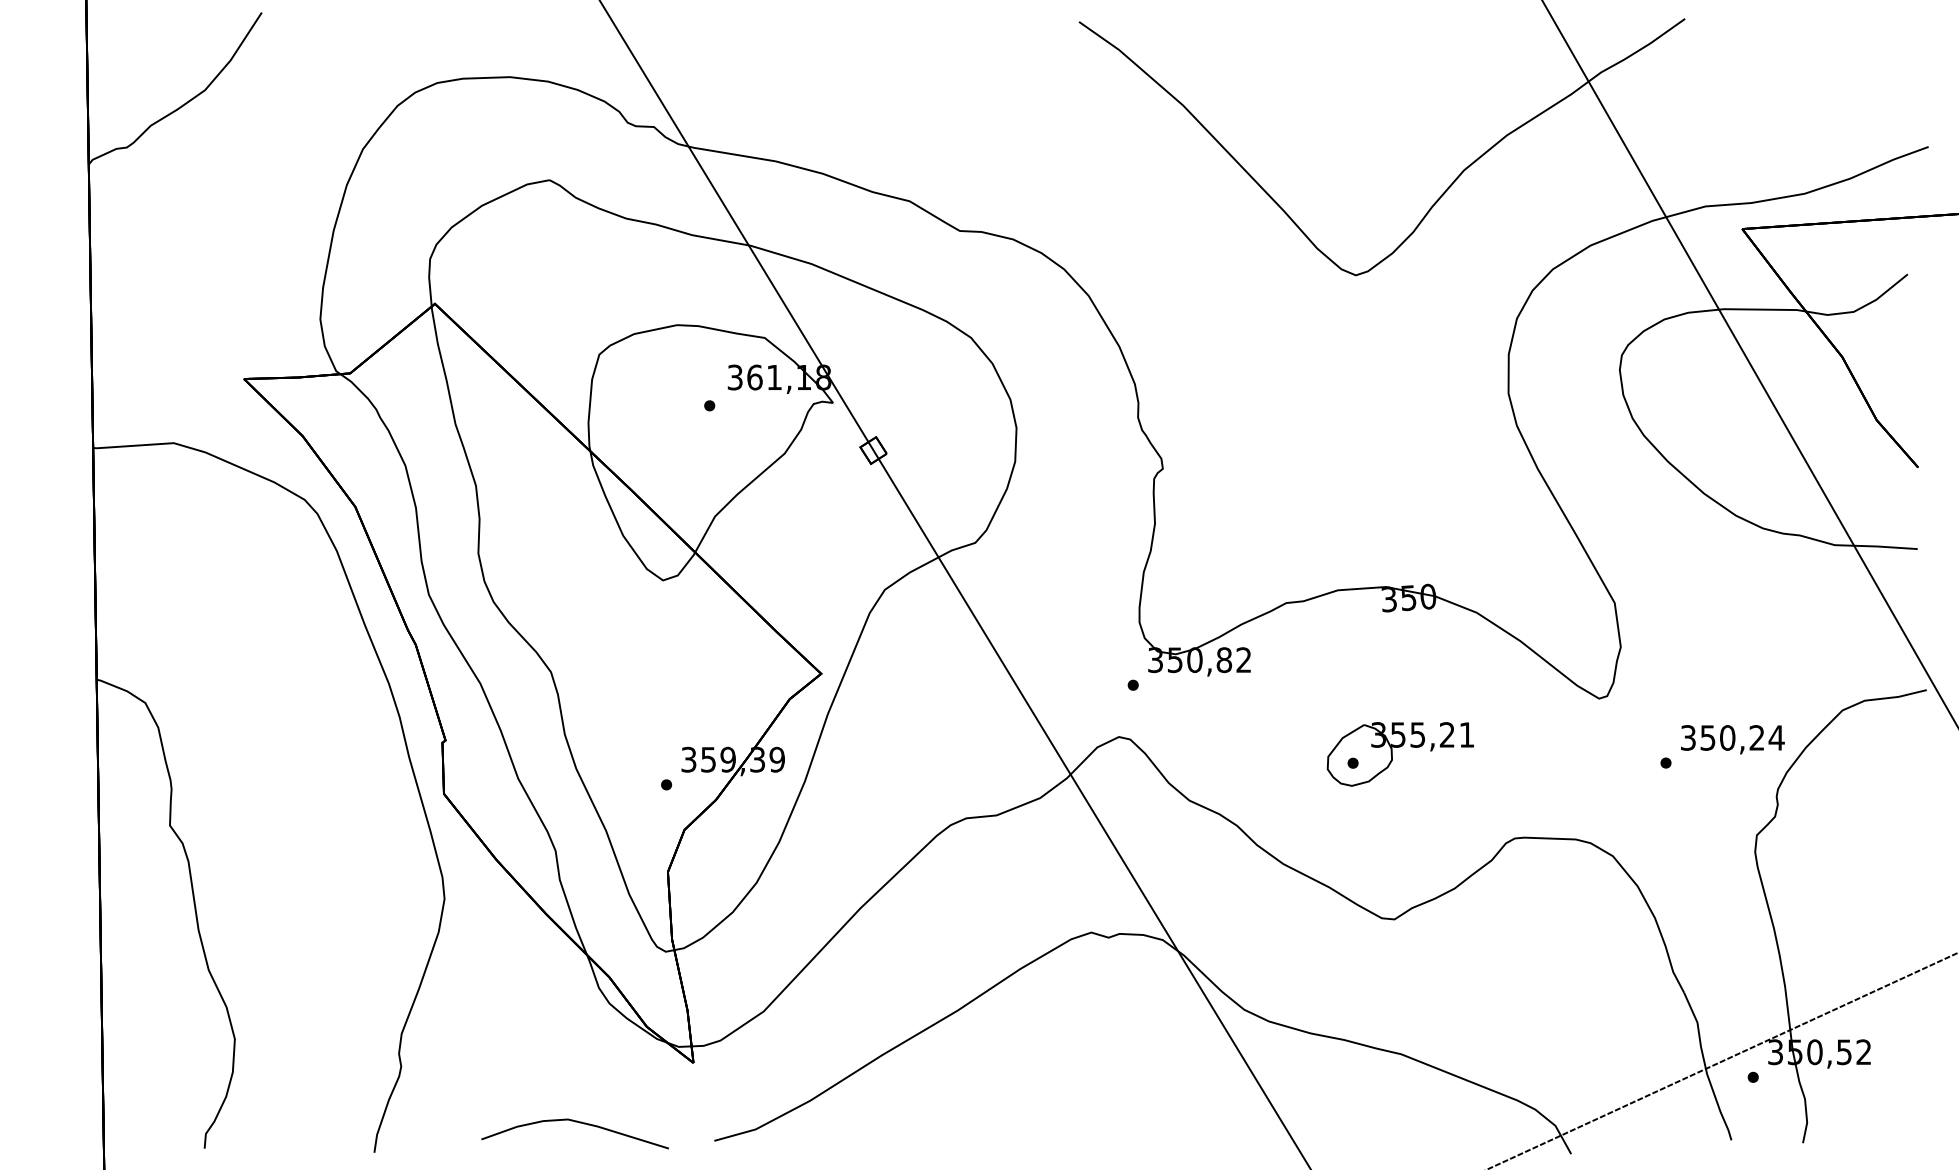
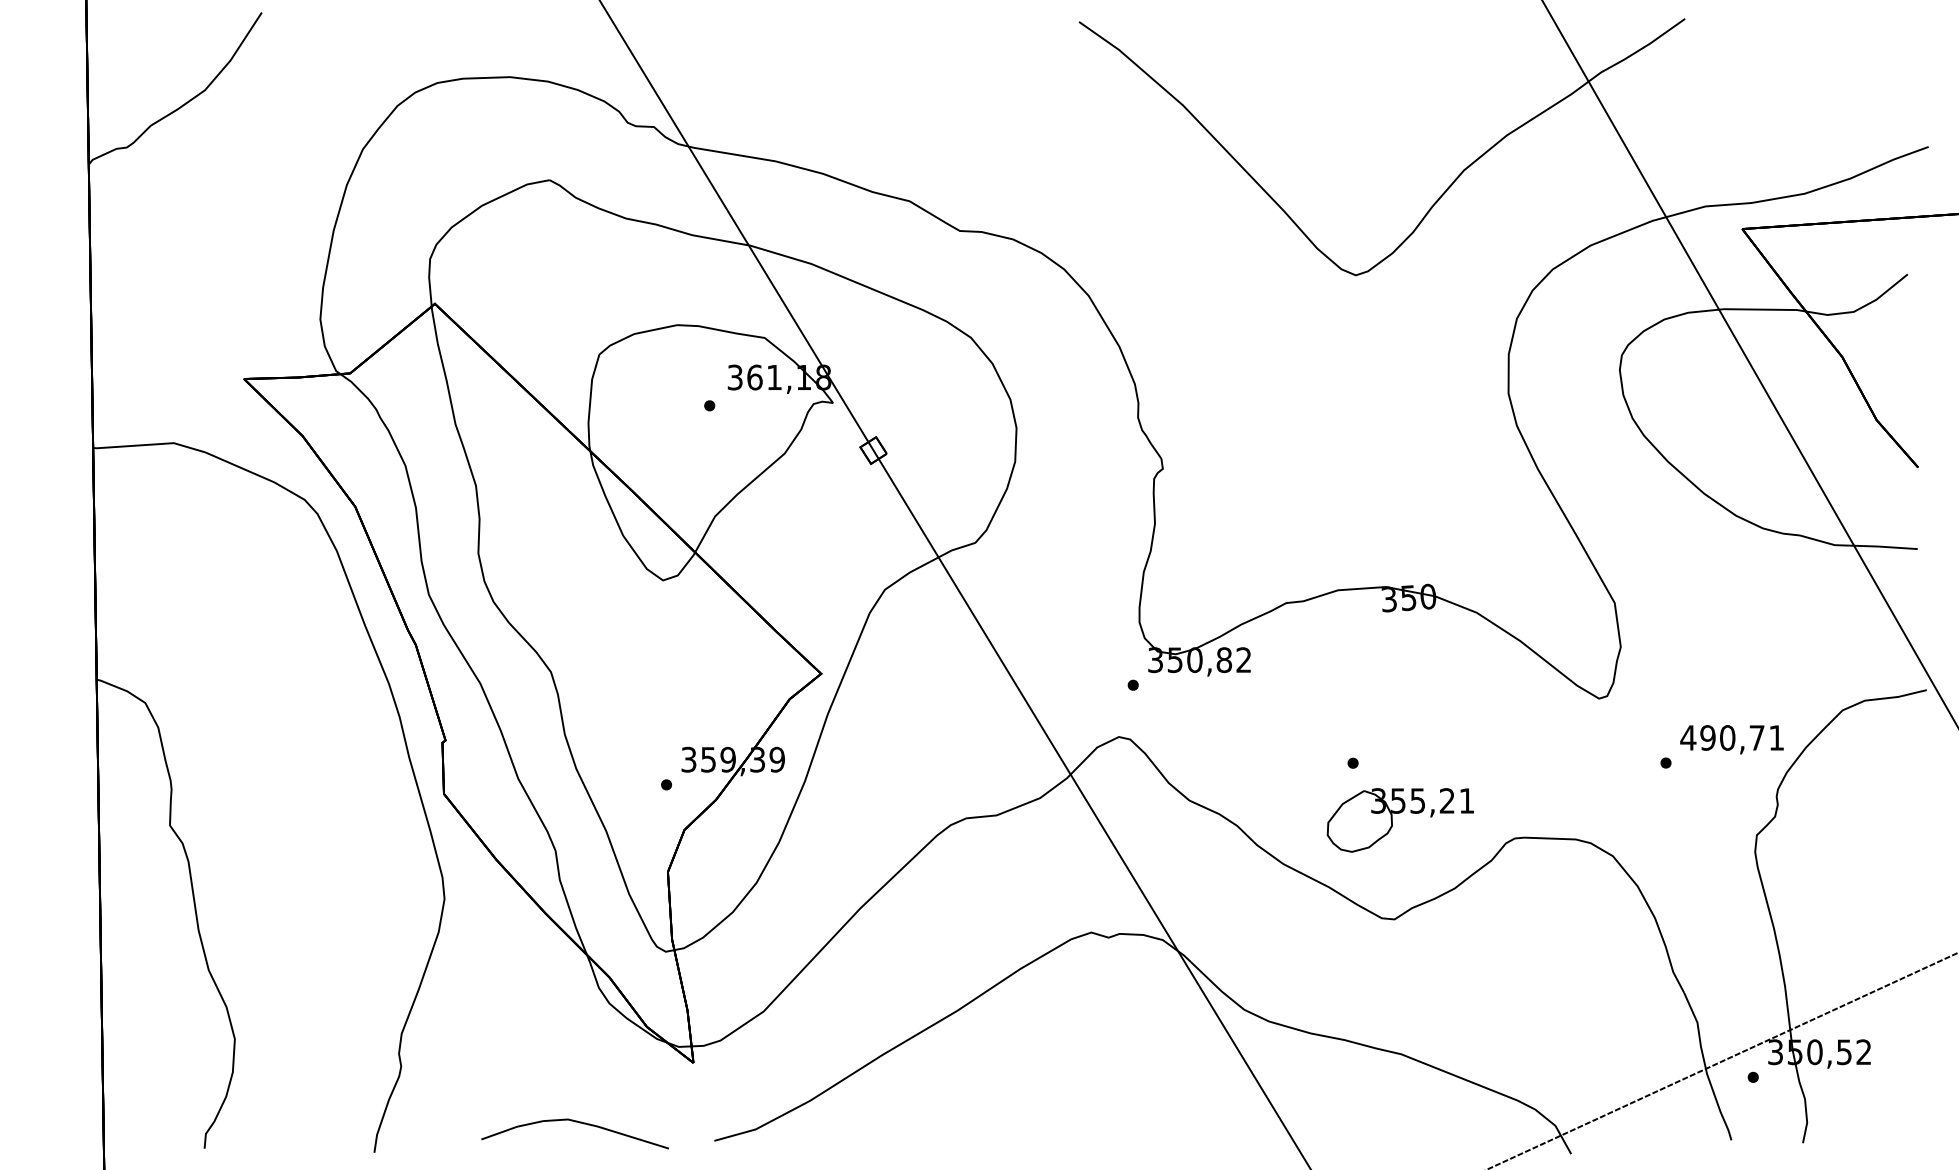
text: 350,24 -> 490,71 (1732, 737)
part position: (1399, 747) -> (1399, 813) (1399, 813)
